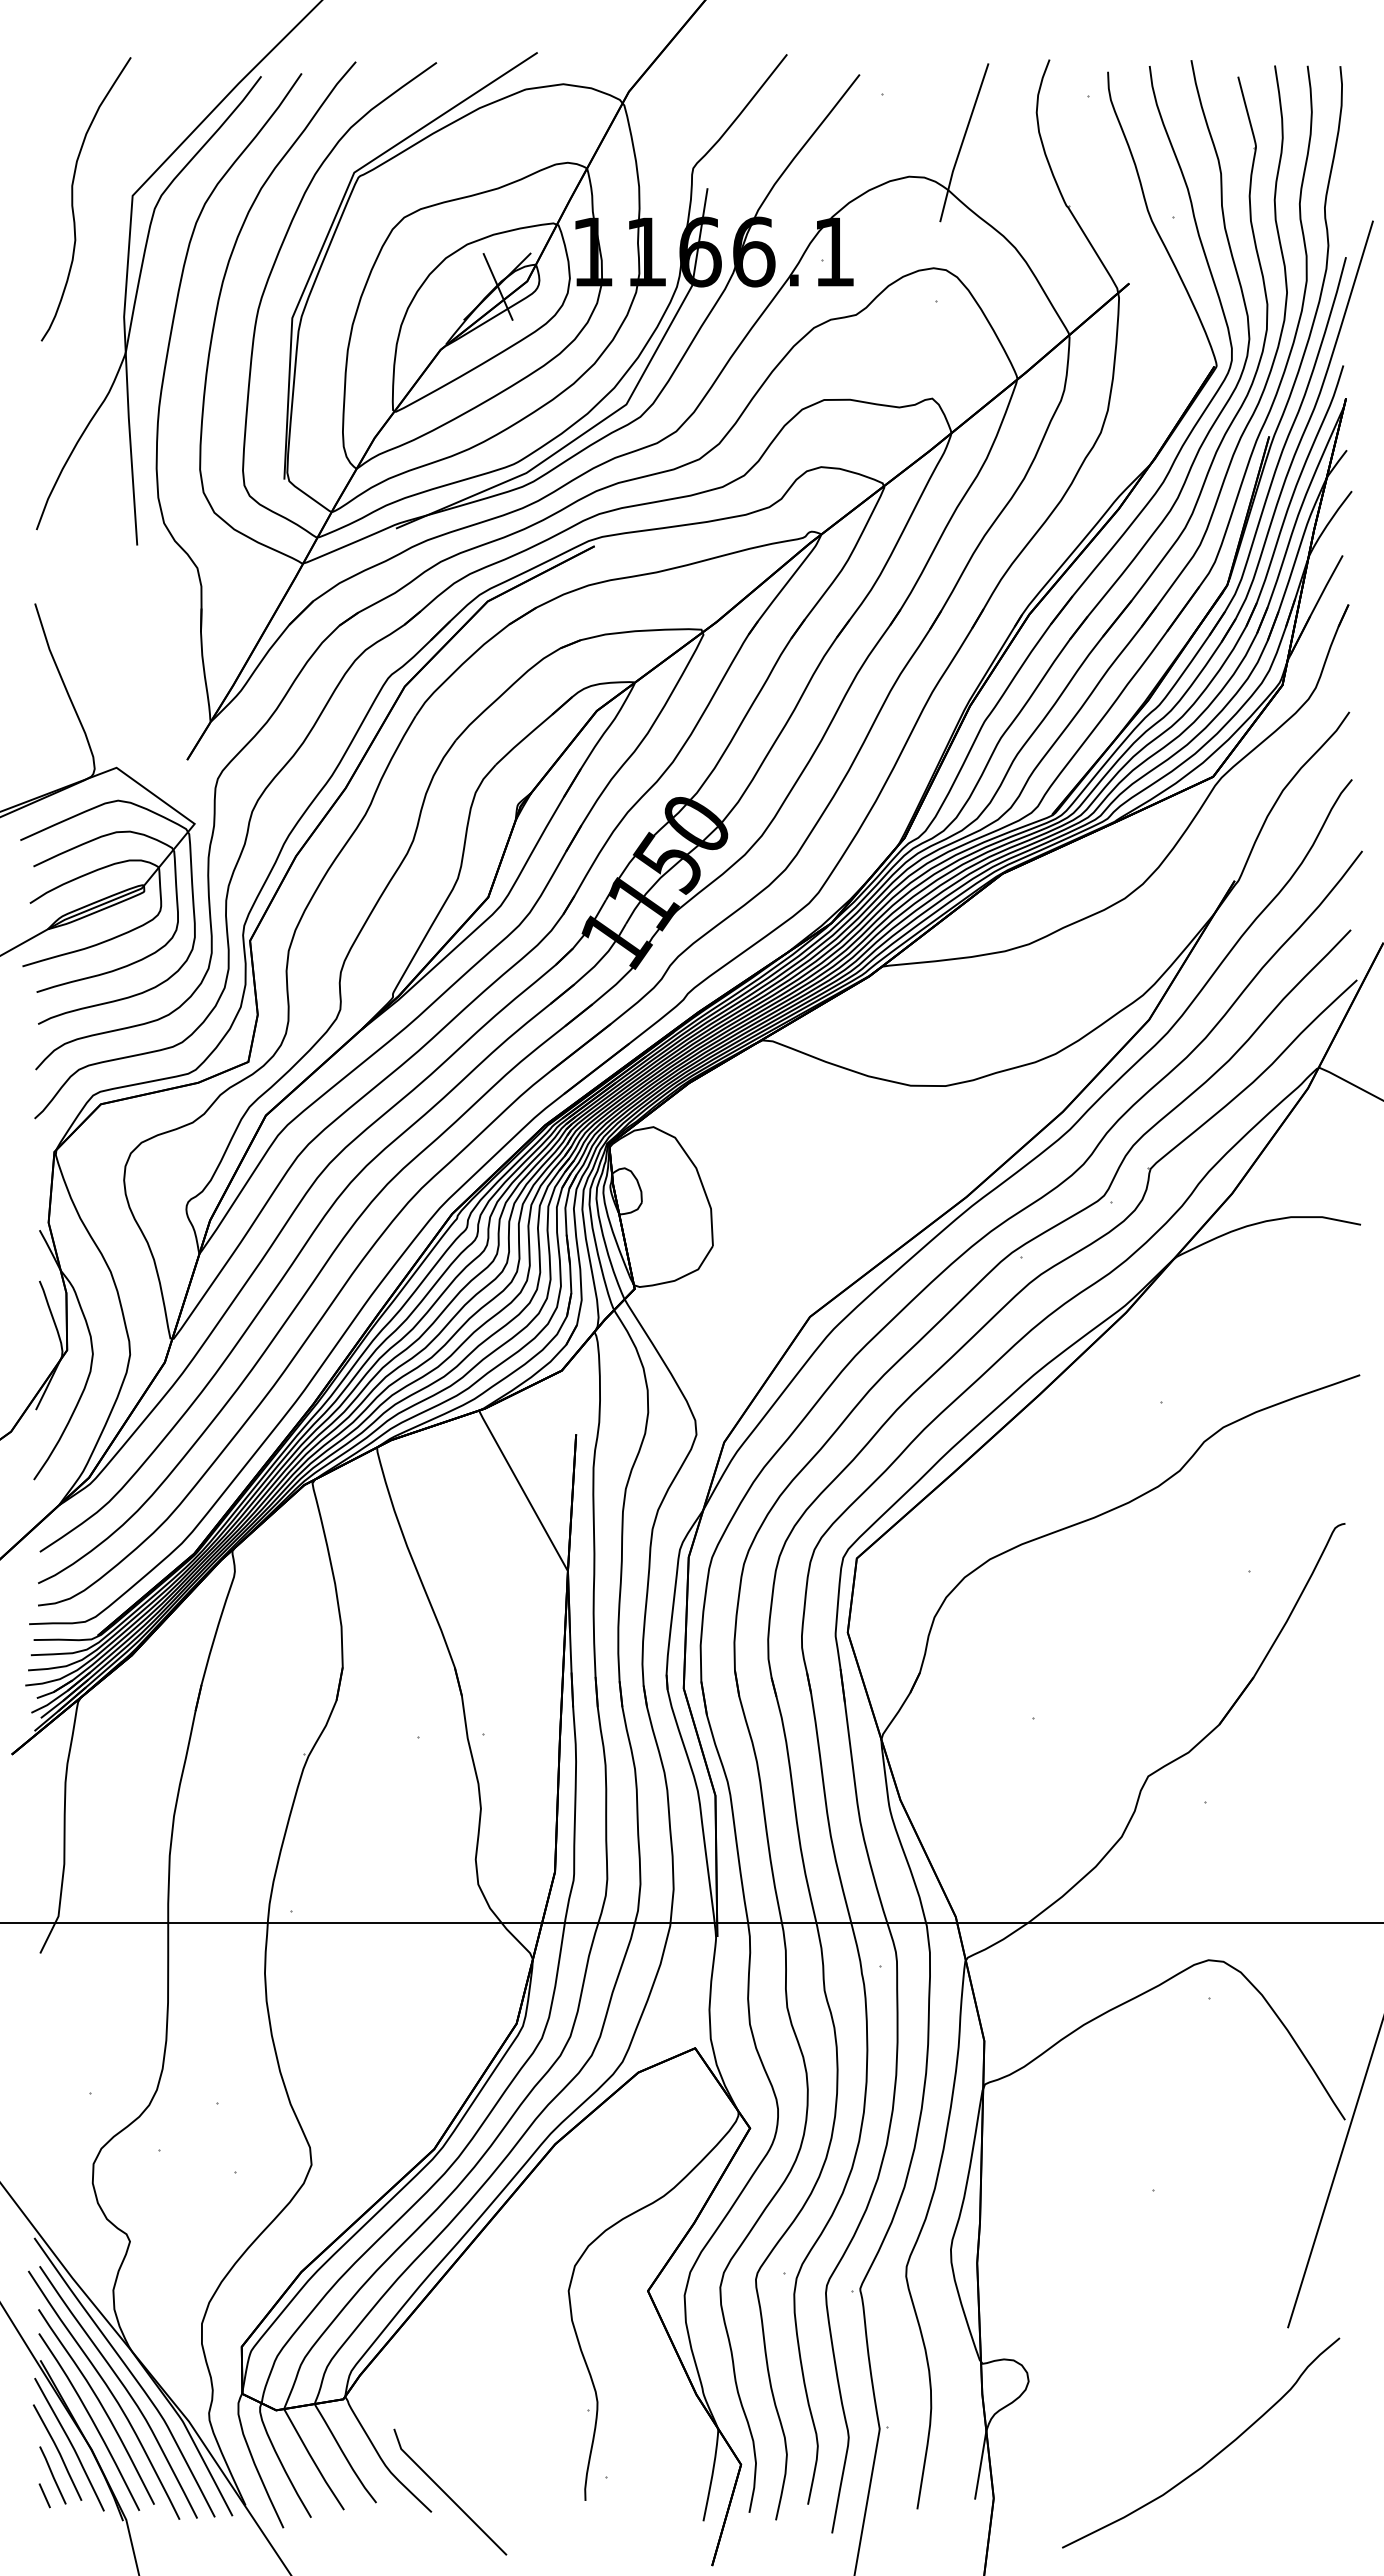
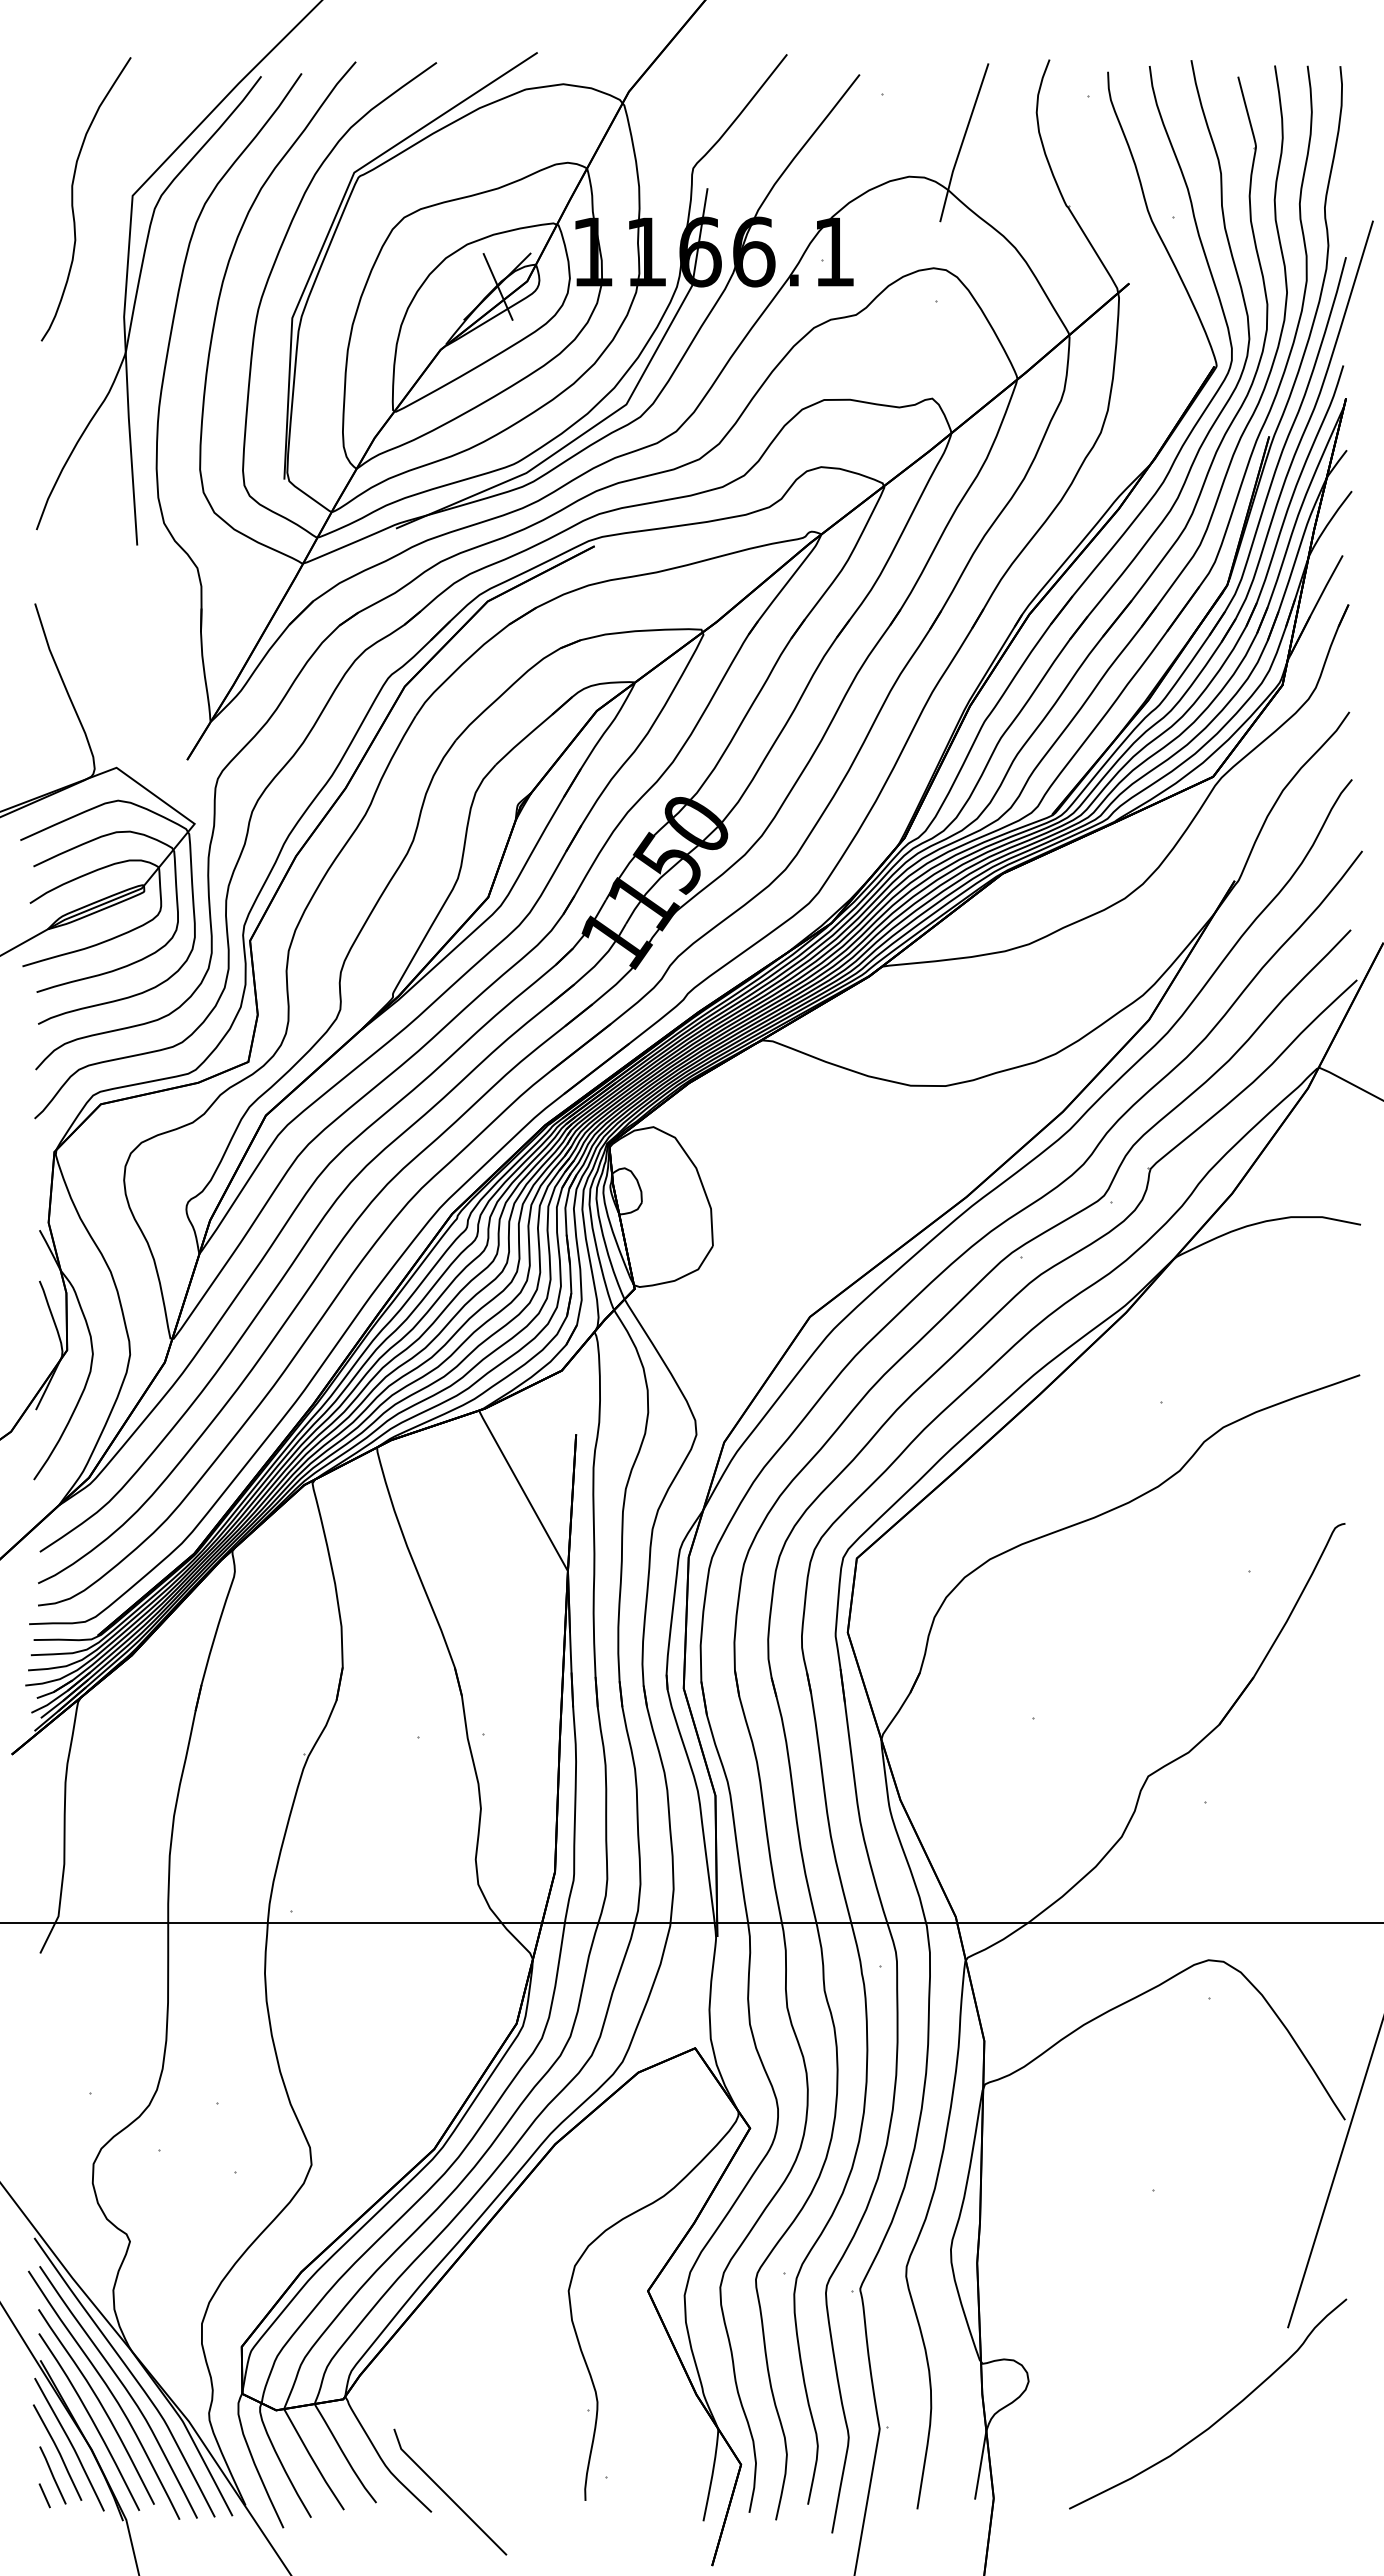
curve position: (1214, 2455) -> (1221, 2416) (1221, 2416)
